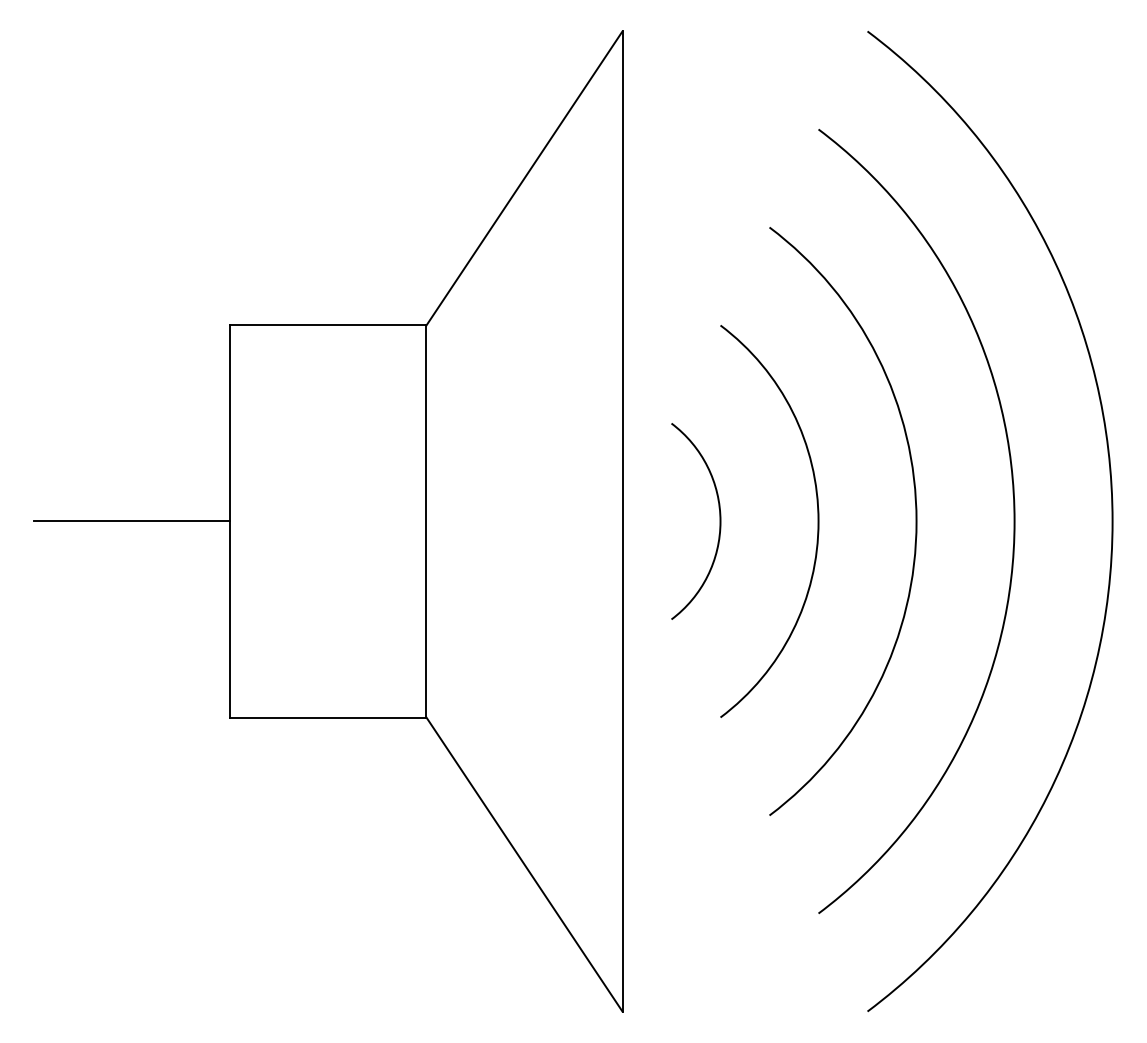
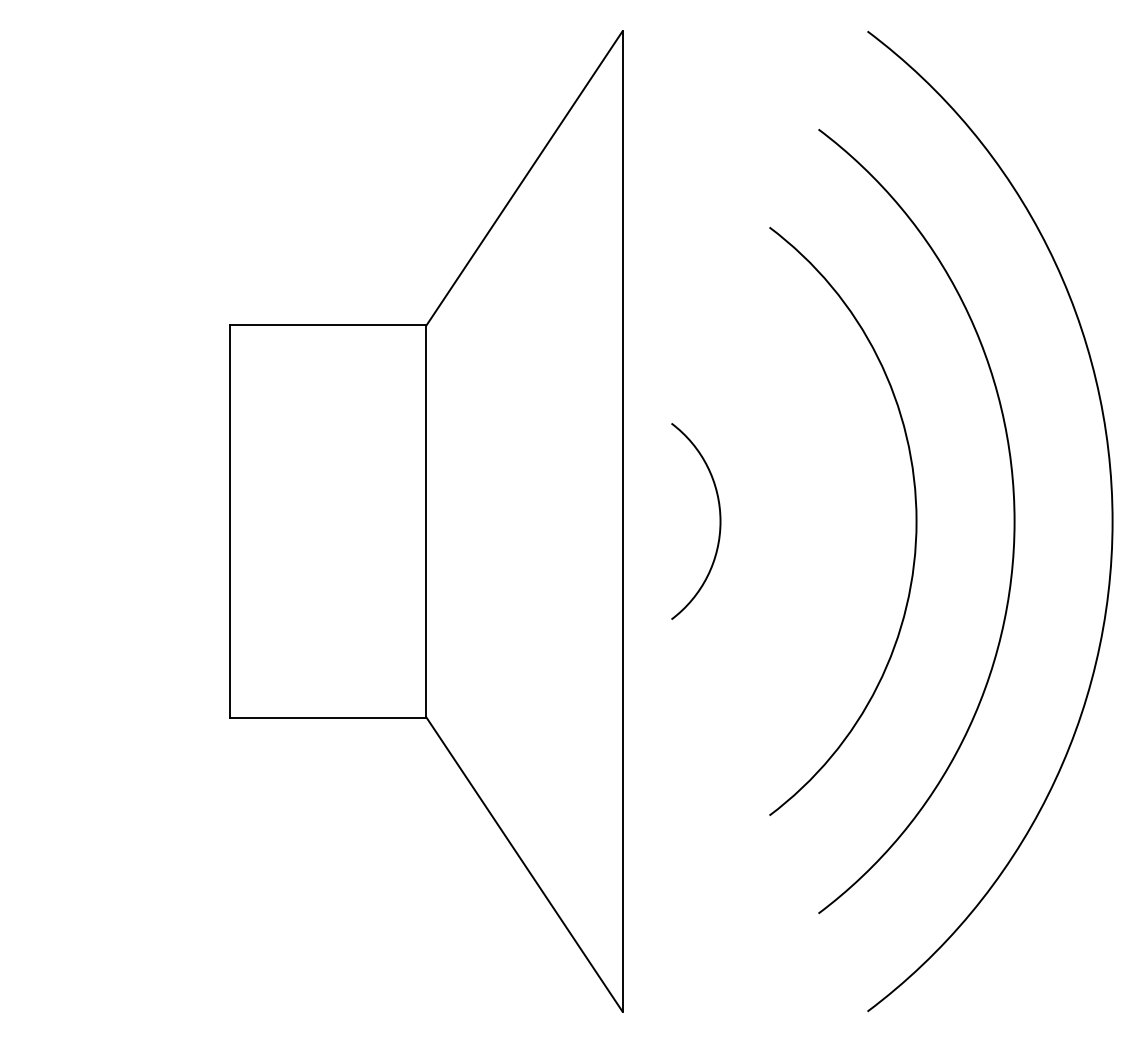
line: present -> none (132, 521)
arc: present -> none (817, 521)
